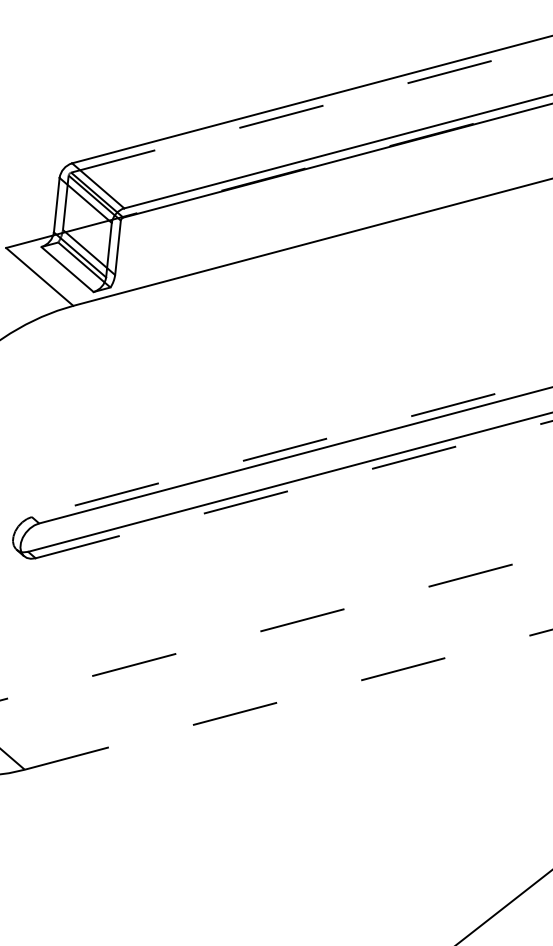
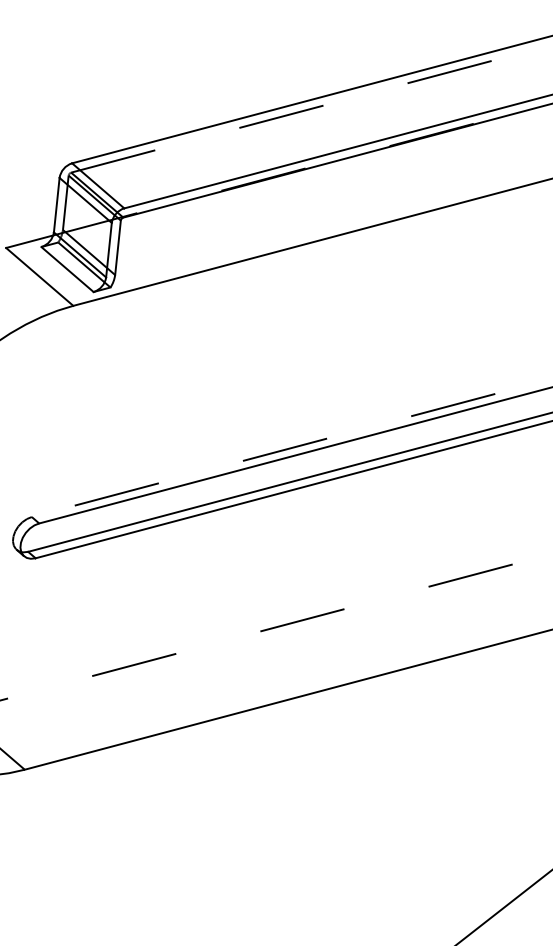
line: dashed -> solid (294, 489)
line: dashed -> solid (289, 699)
